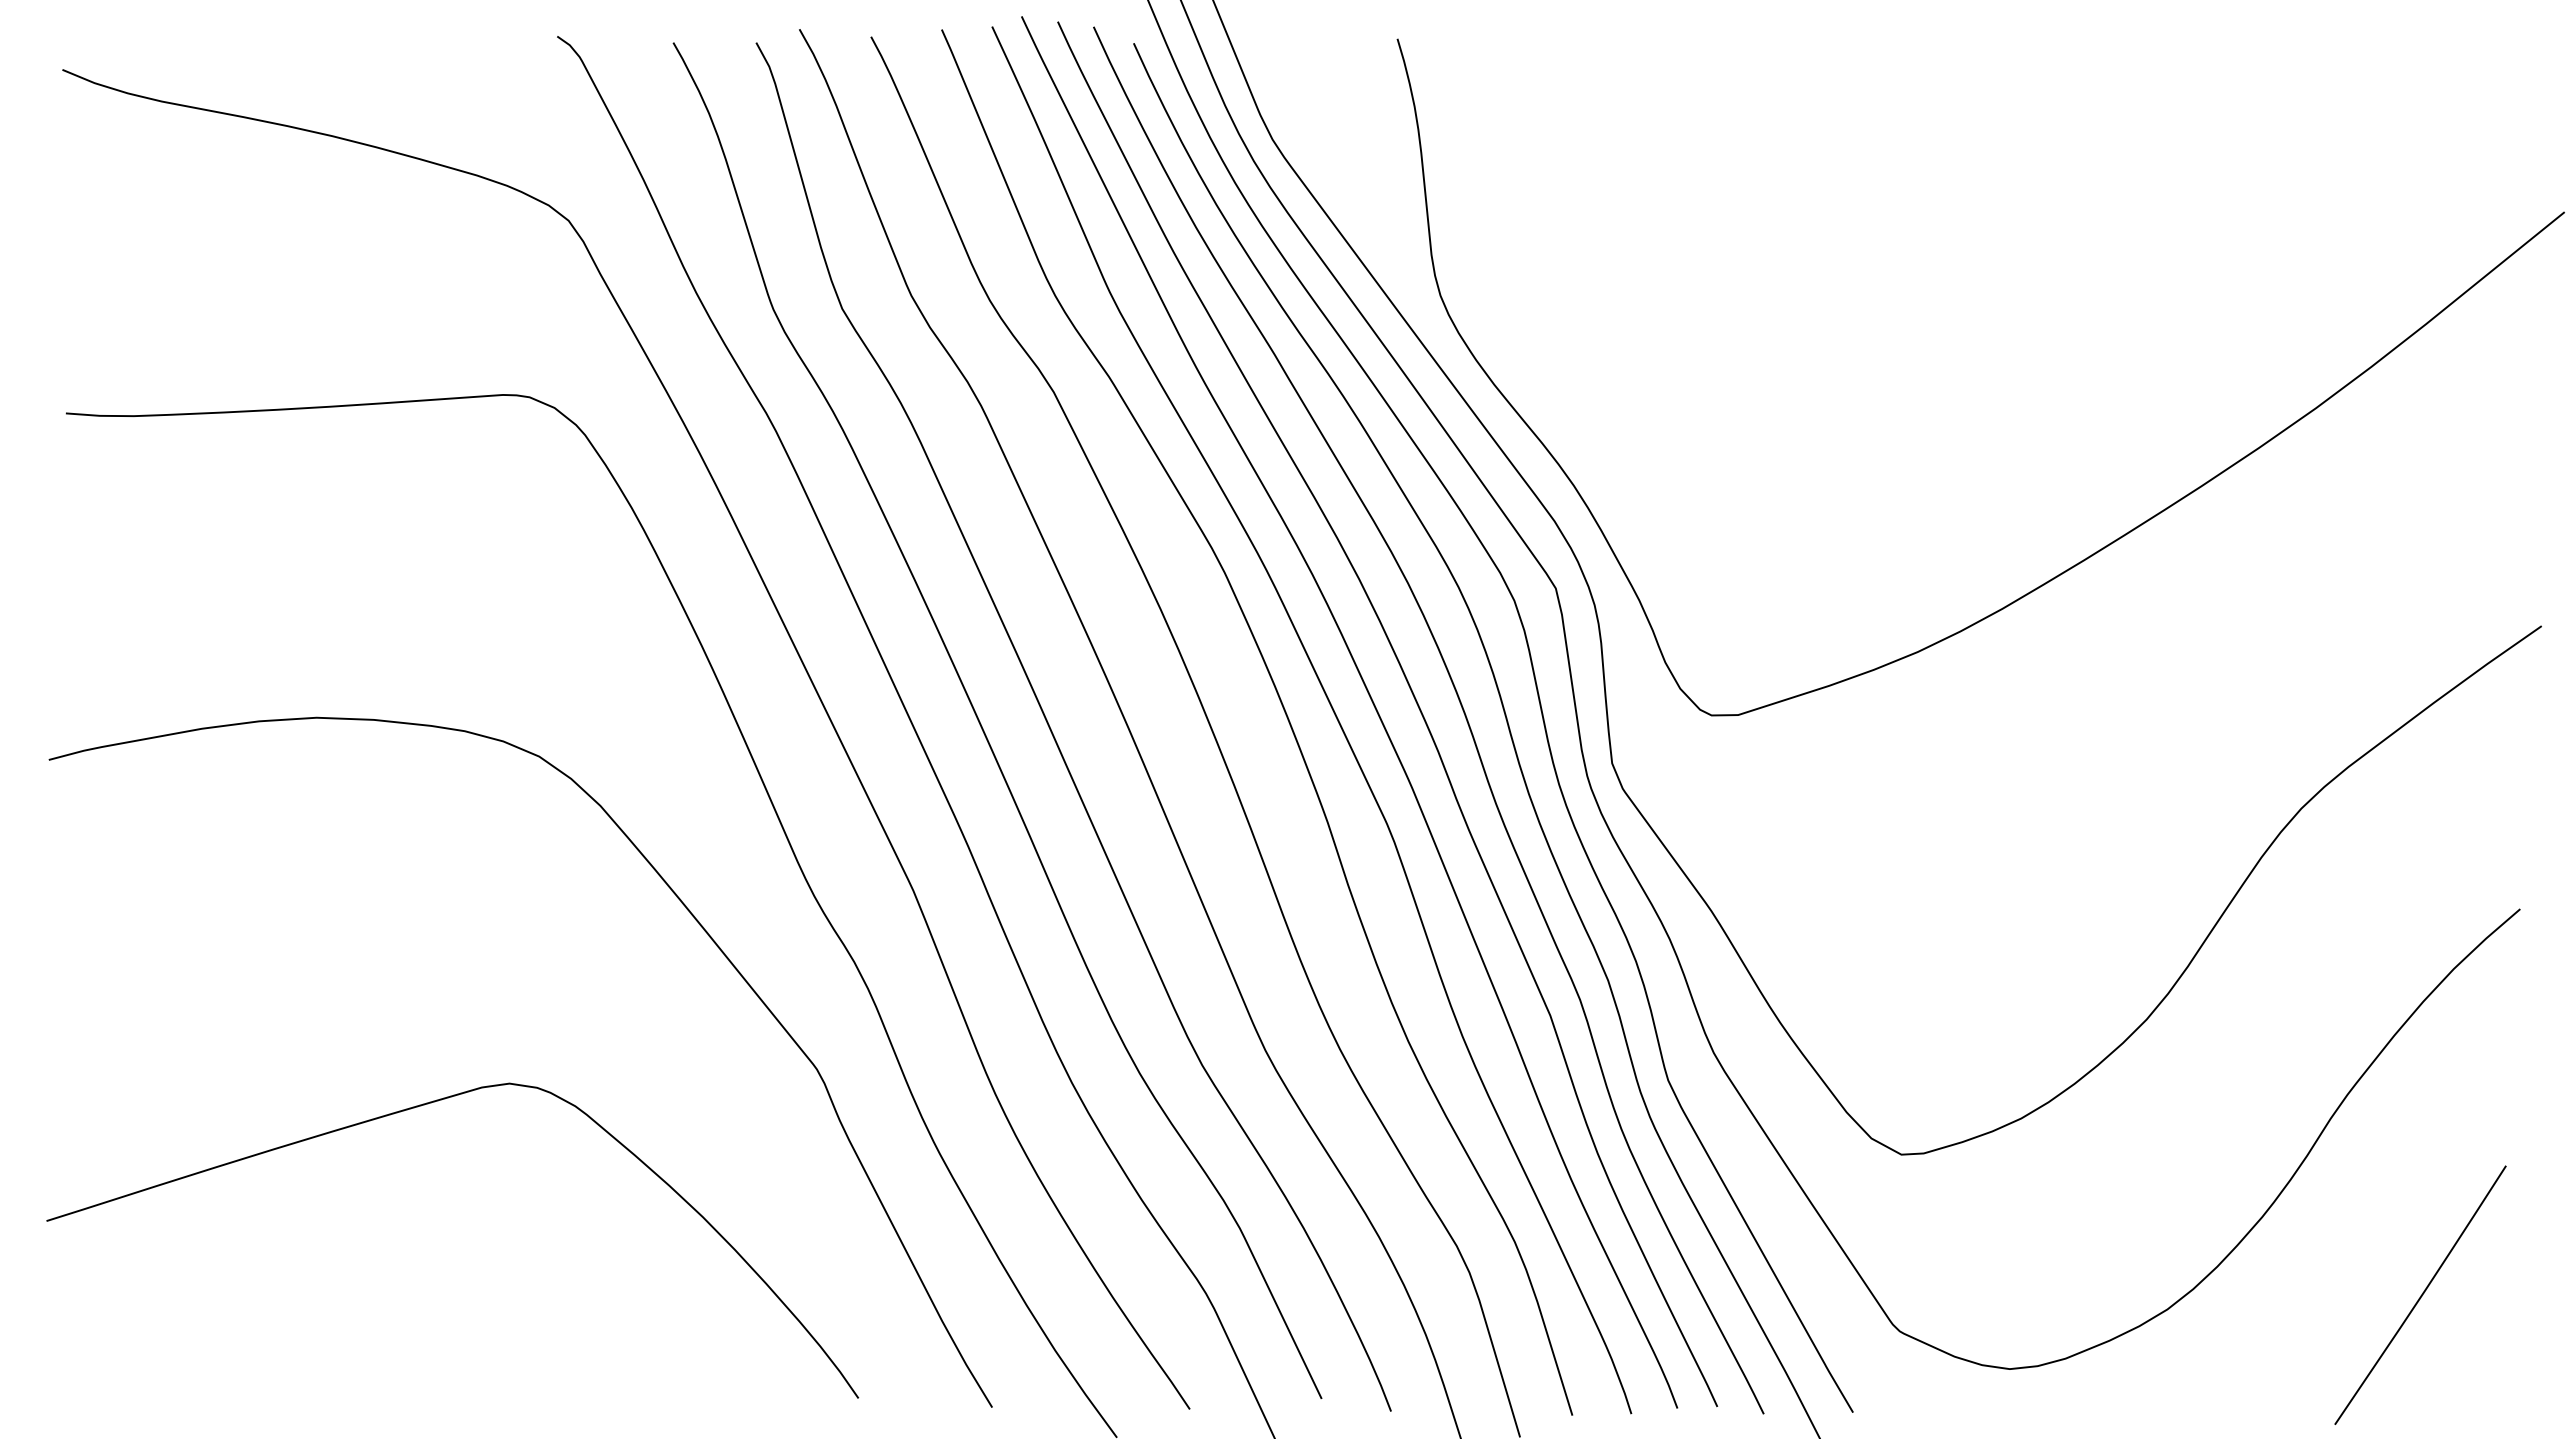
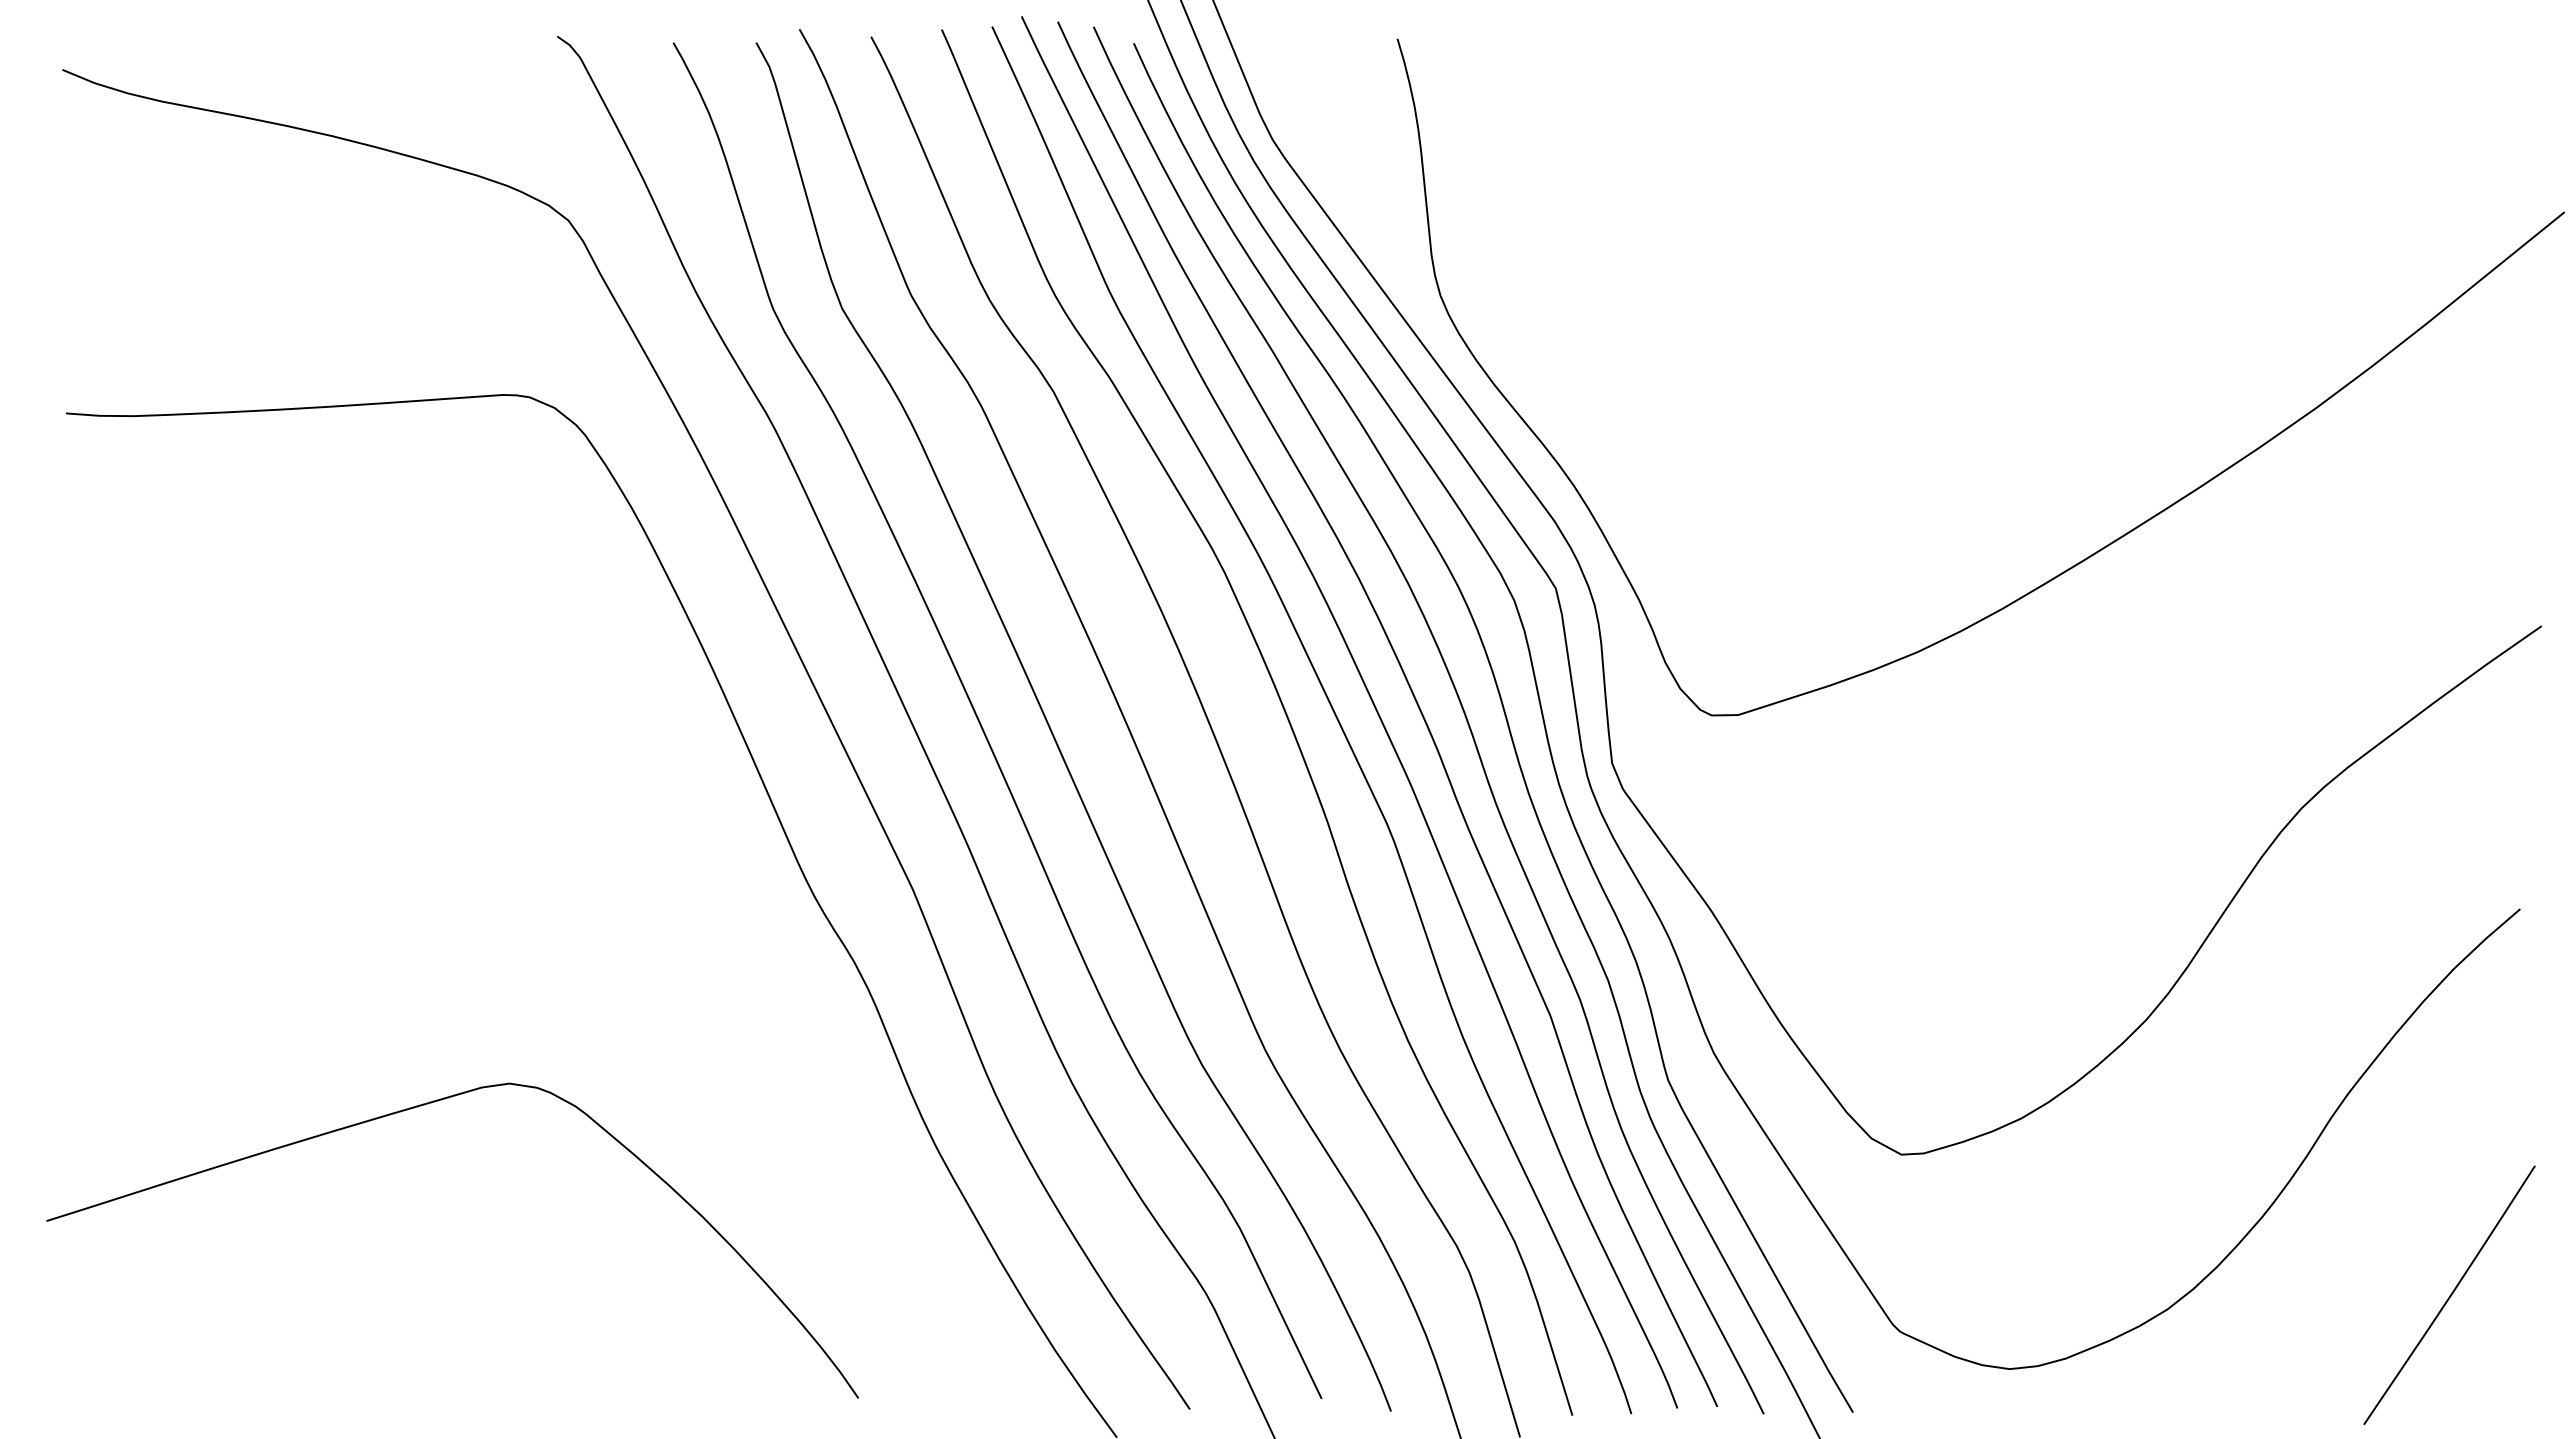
curve: present -> none (695, 920)
curve position: (2421, 1294) -> (2450, 1294) (2450, 1294)
